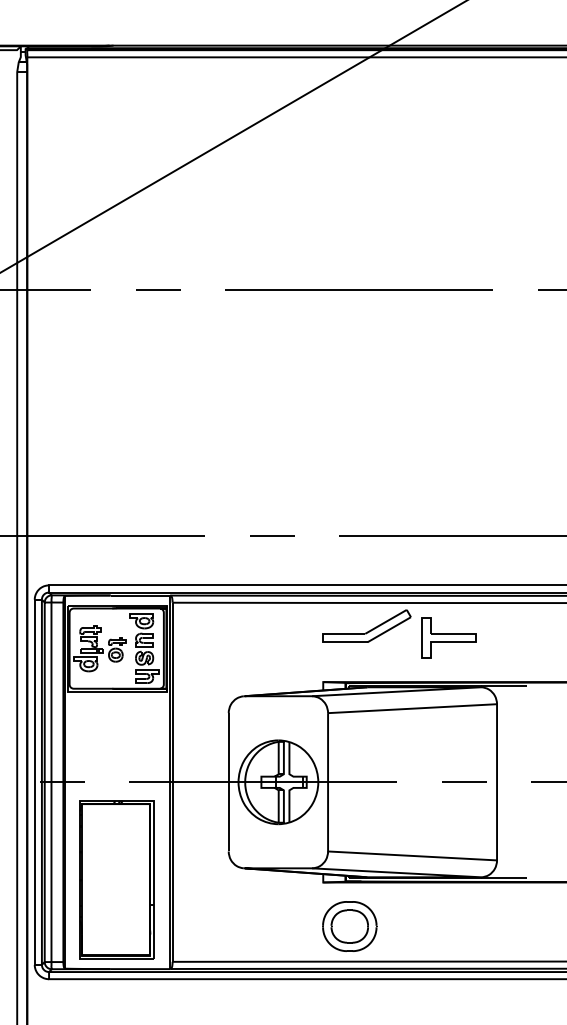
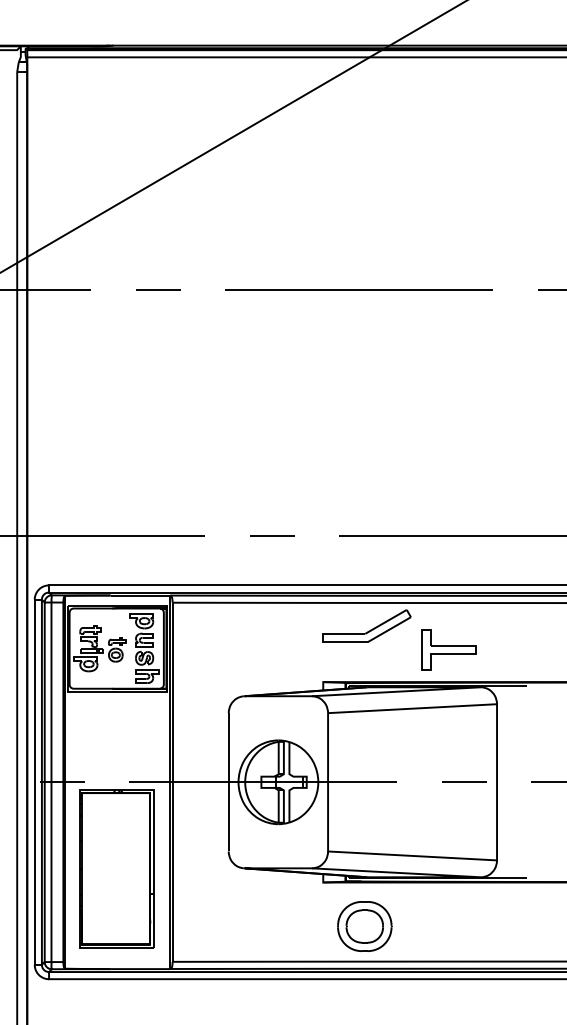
part position: (448, 637) -> (448, 649) (448, 649)
part position: (116, 879) -> (116, 868) (116, 868)
part position: (349, 926) -> (364, 926) (364, 926)
